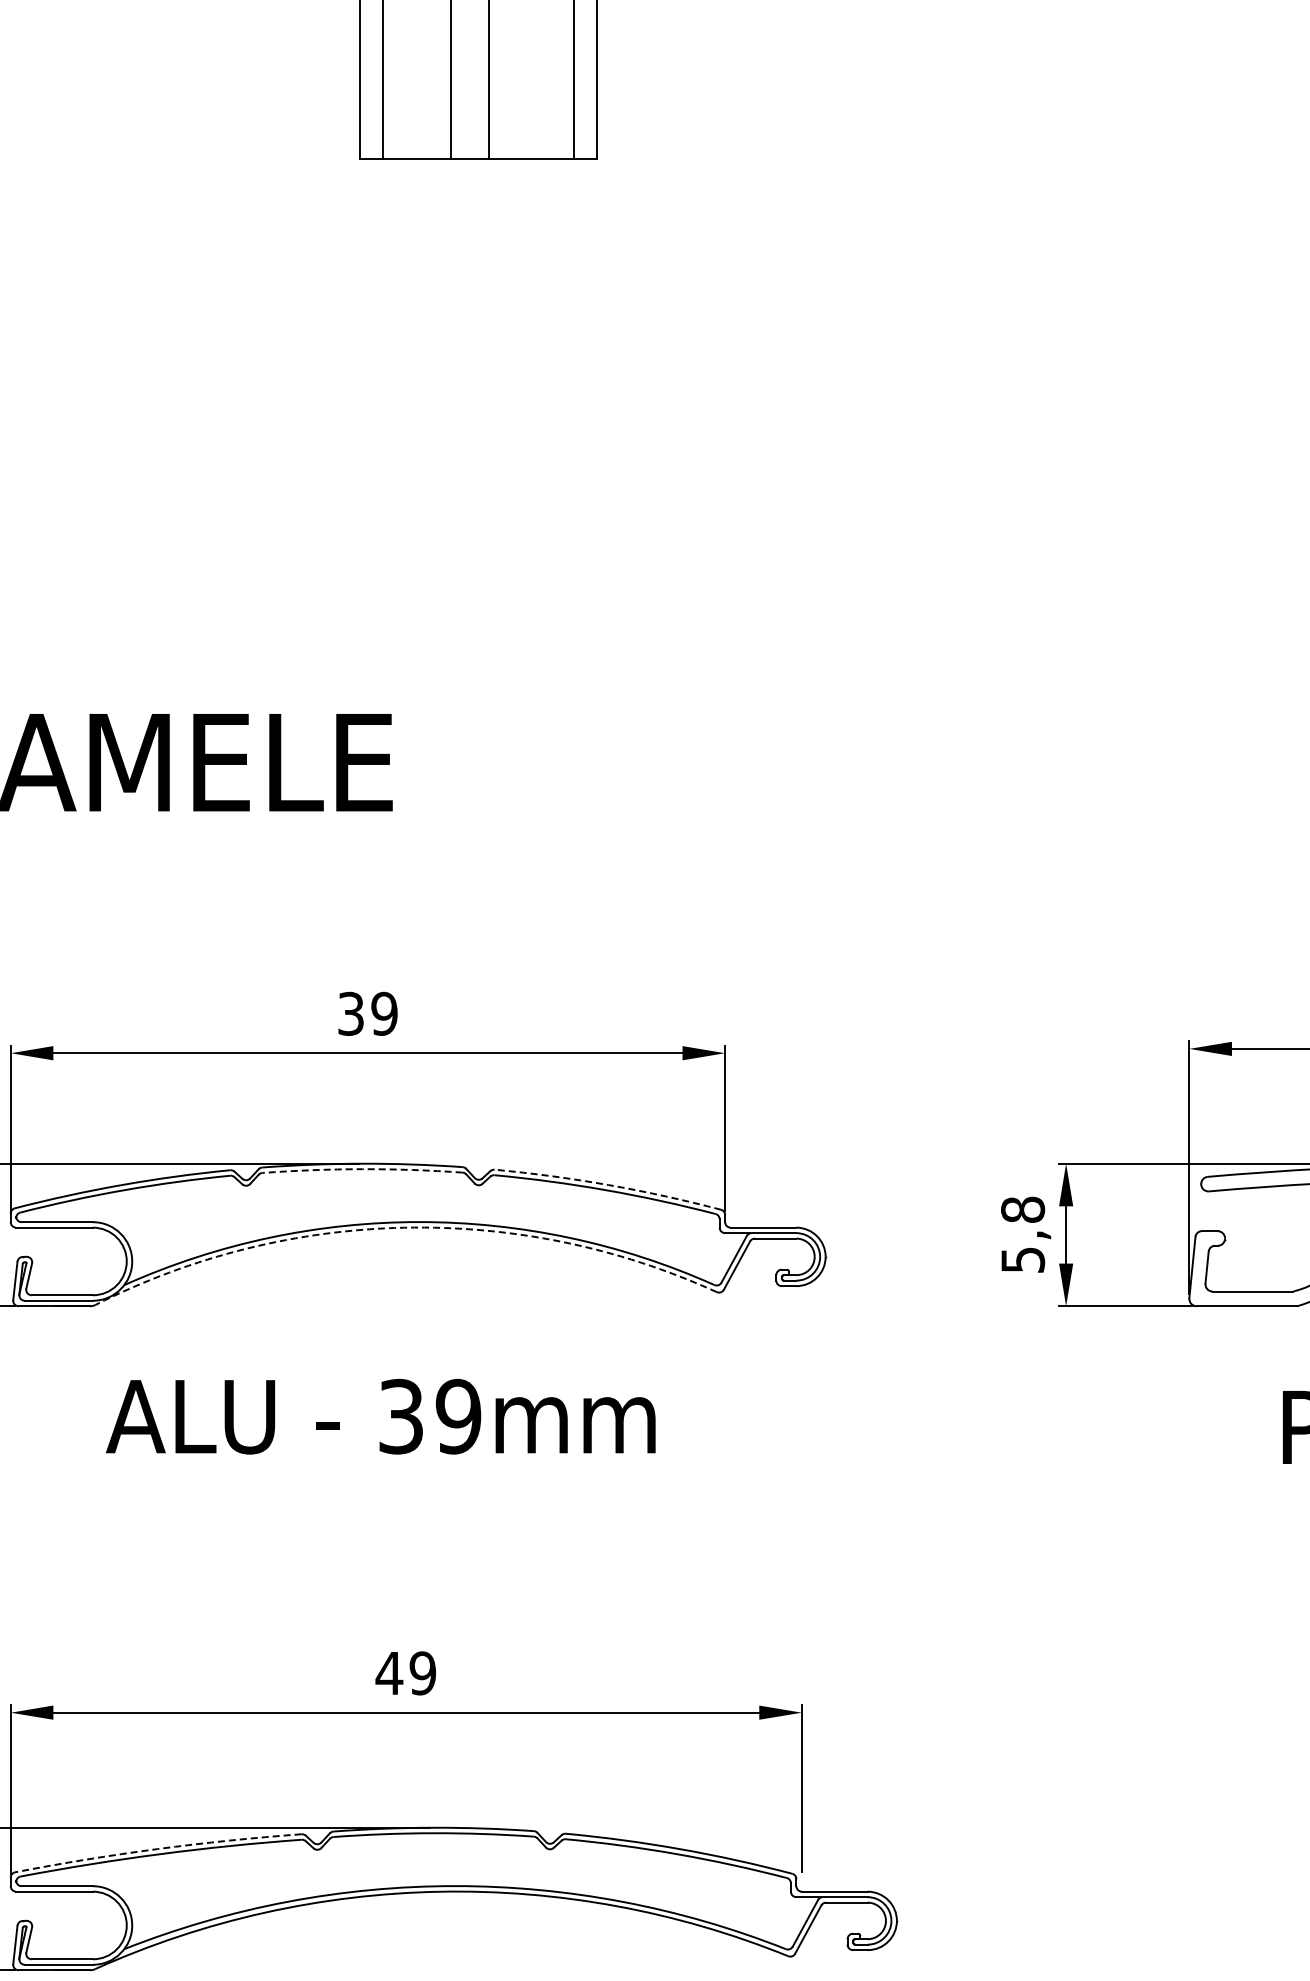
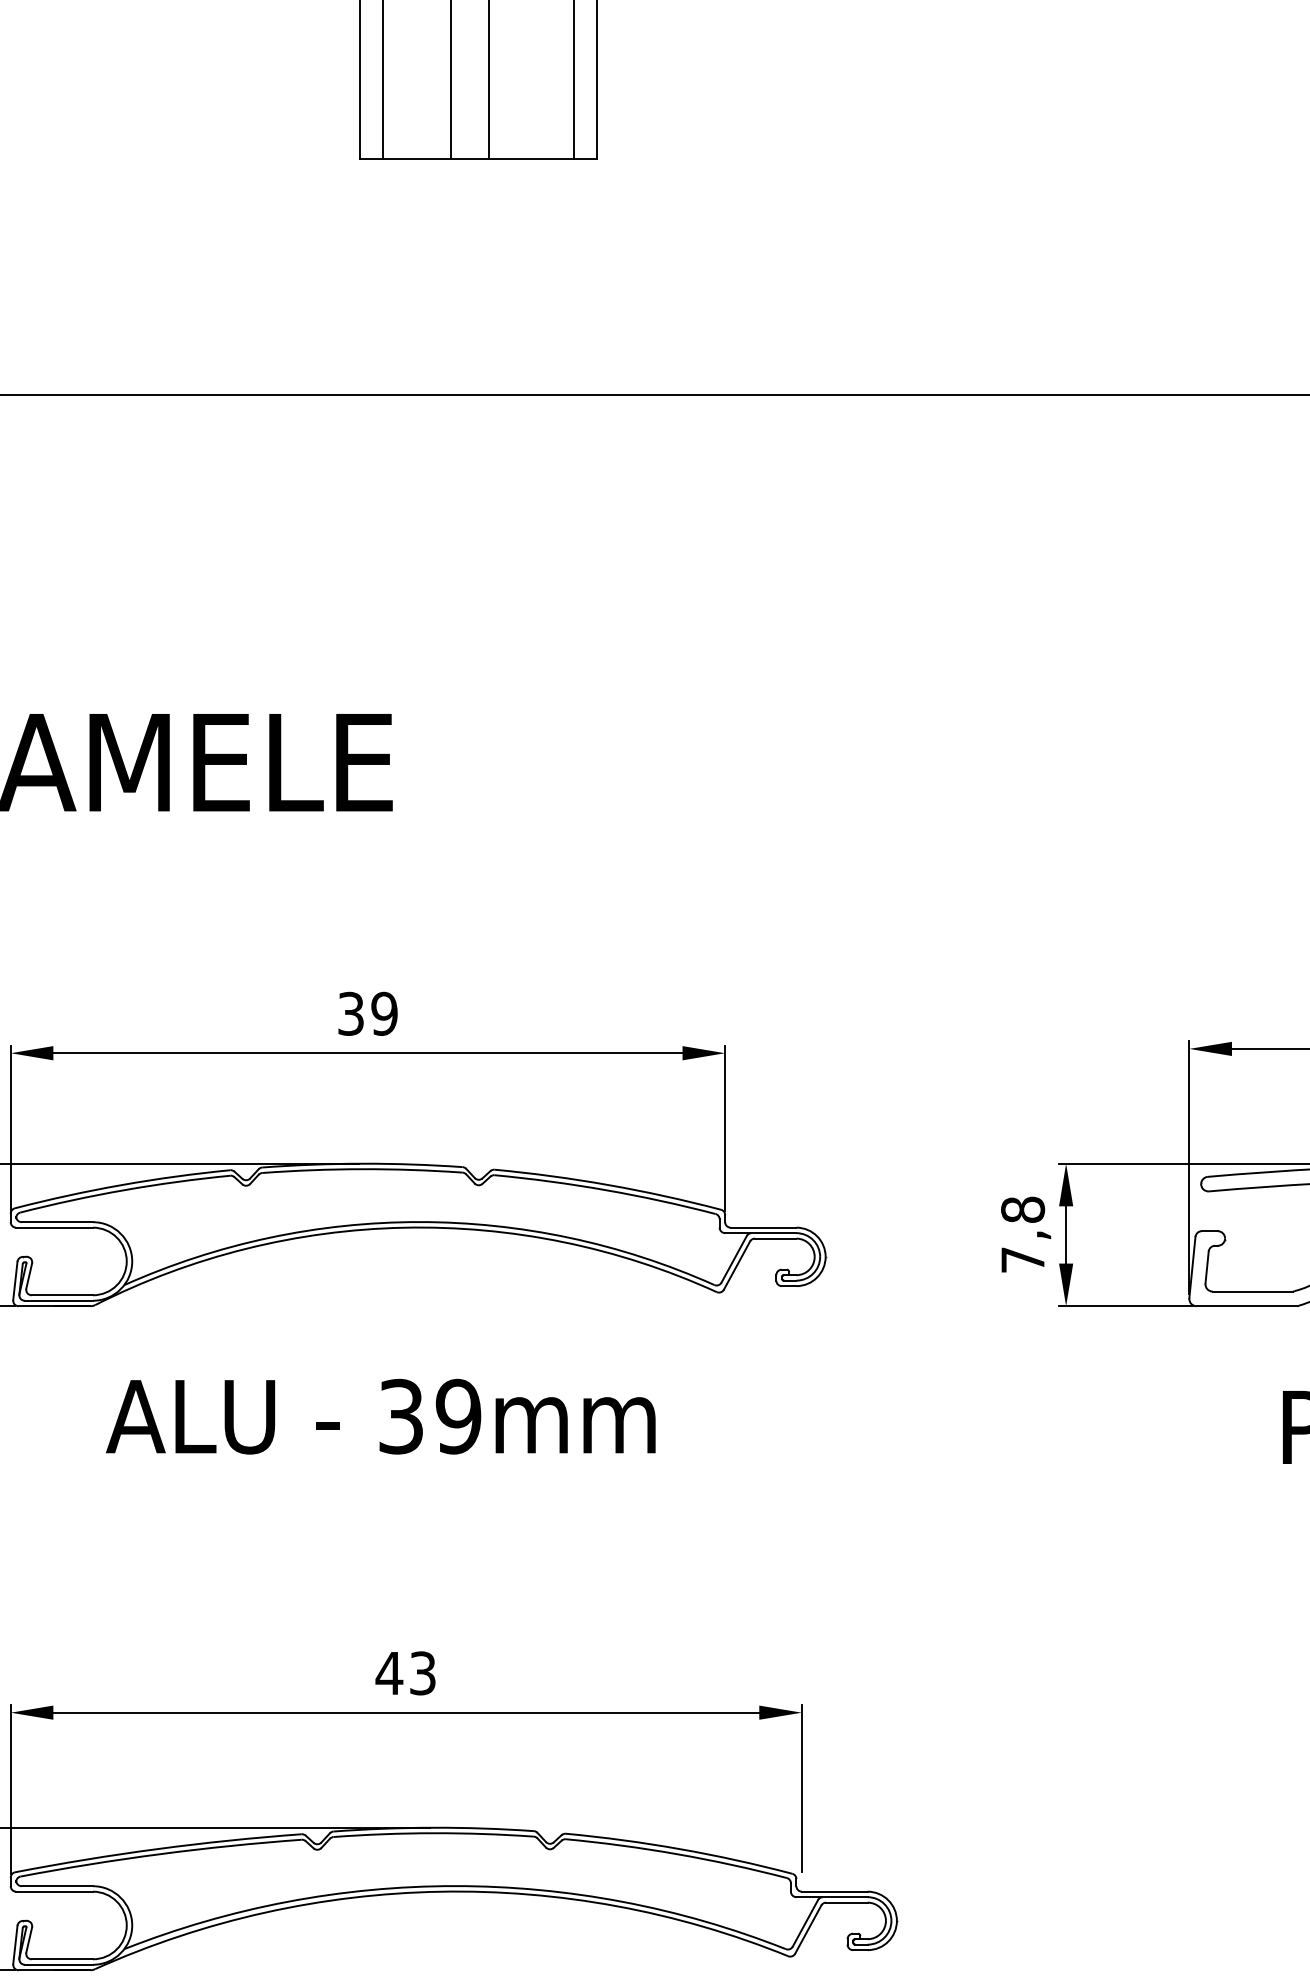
line: none -> present (654, 395)
arc: dashed -> solid (362, 1169)
arc: dashed -> solid (608, 1185)
arc: dashed -> solid (404, 1227)
text: 5,8 -> 7,8 (1023, 1259)
text: 49 -> 43 (422, 1673)
arc: dashed -> solid (157, 1849)
